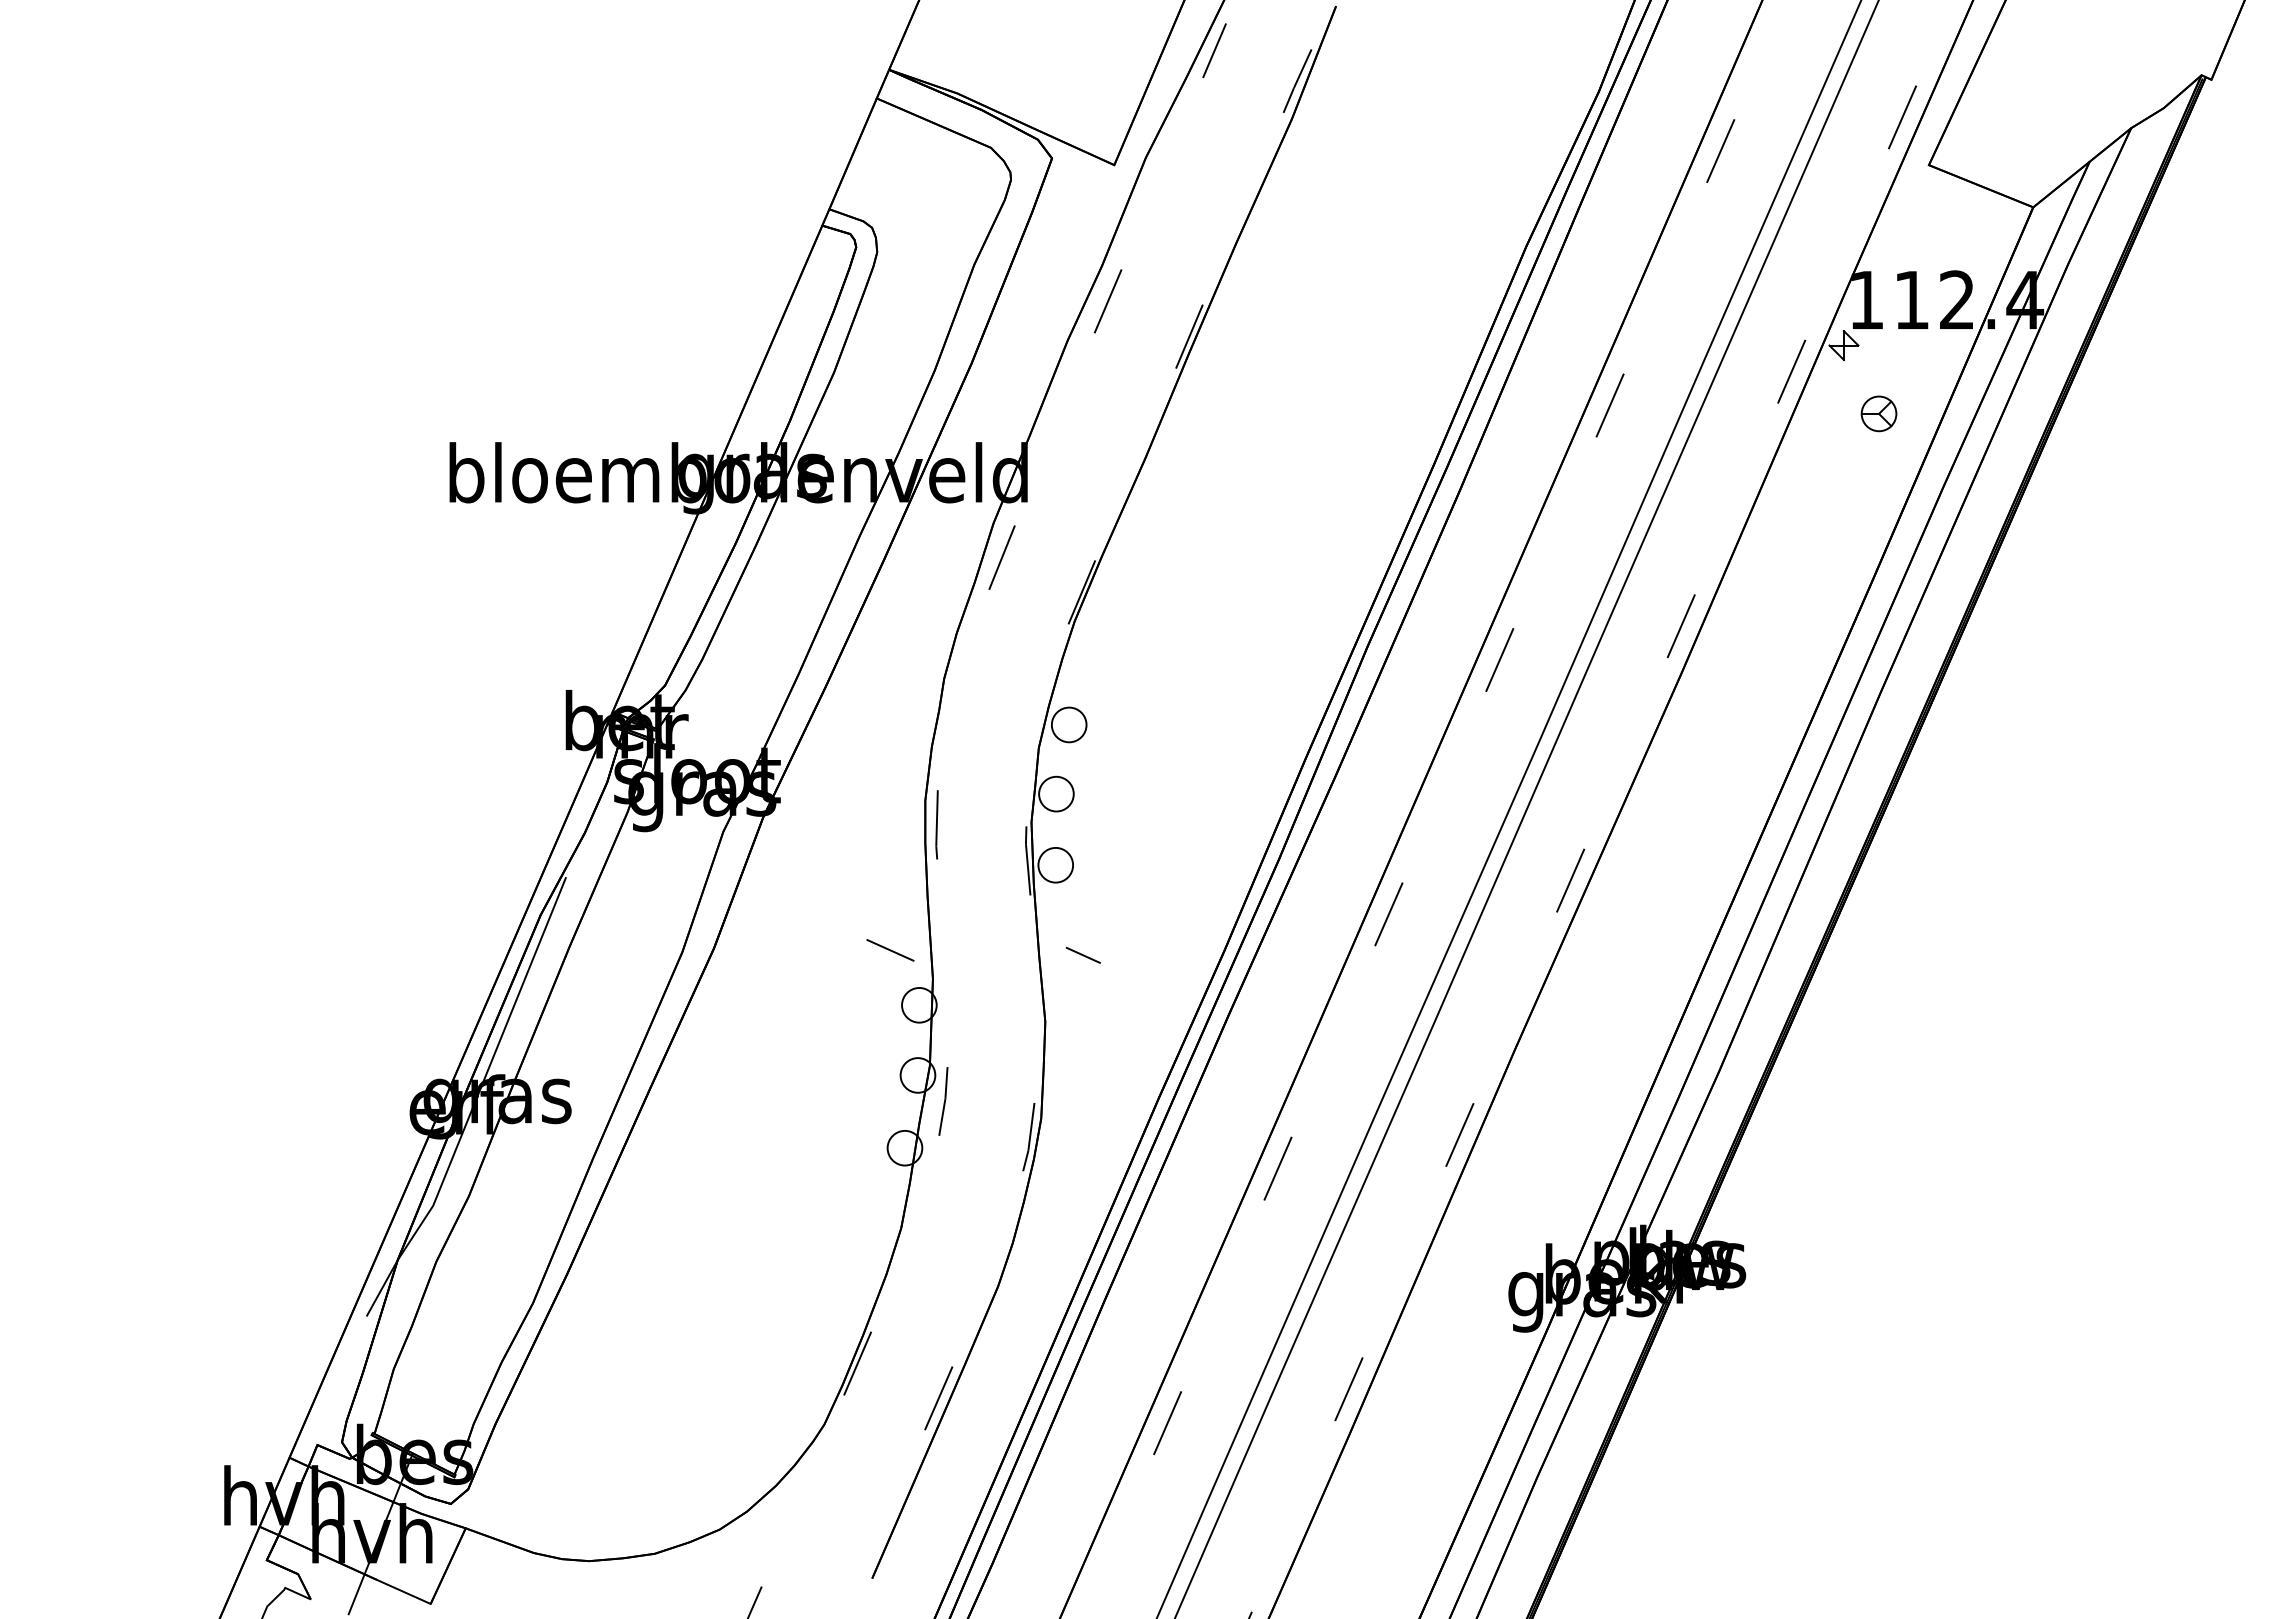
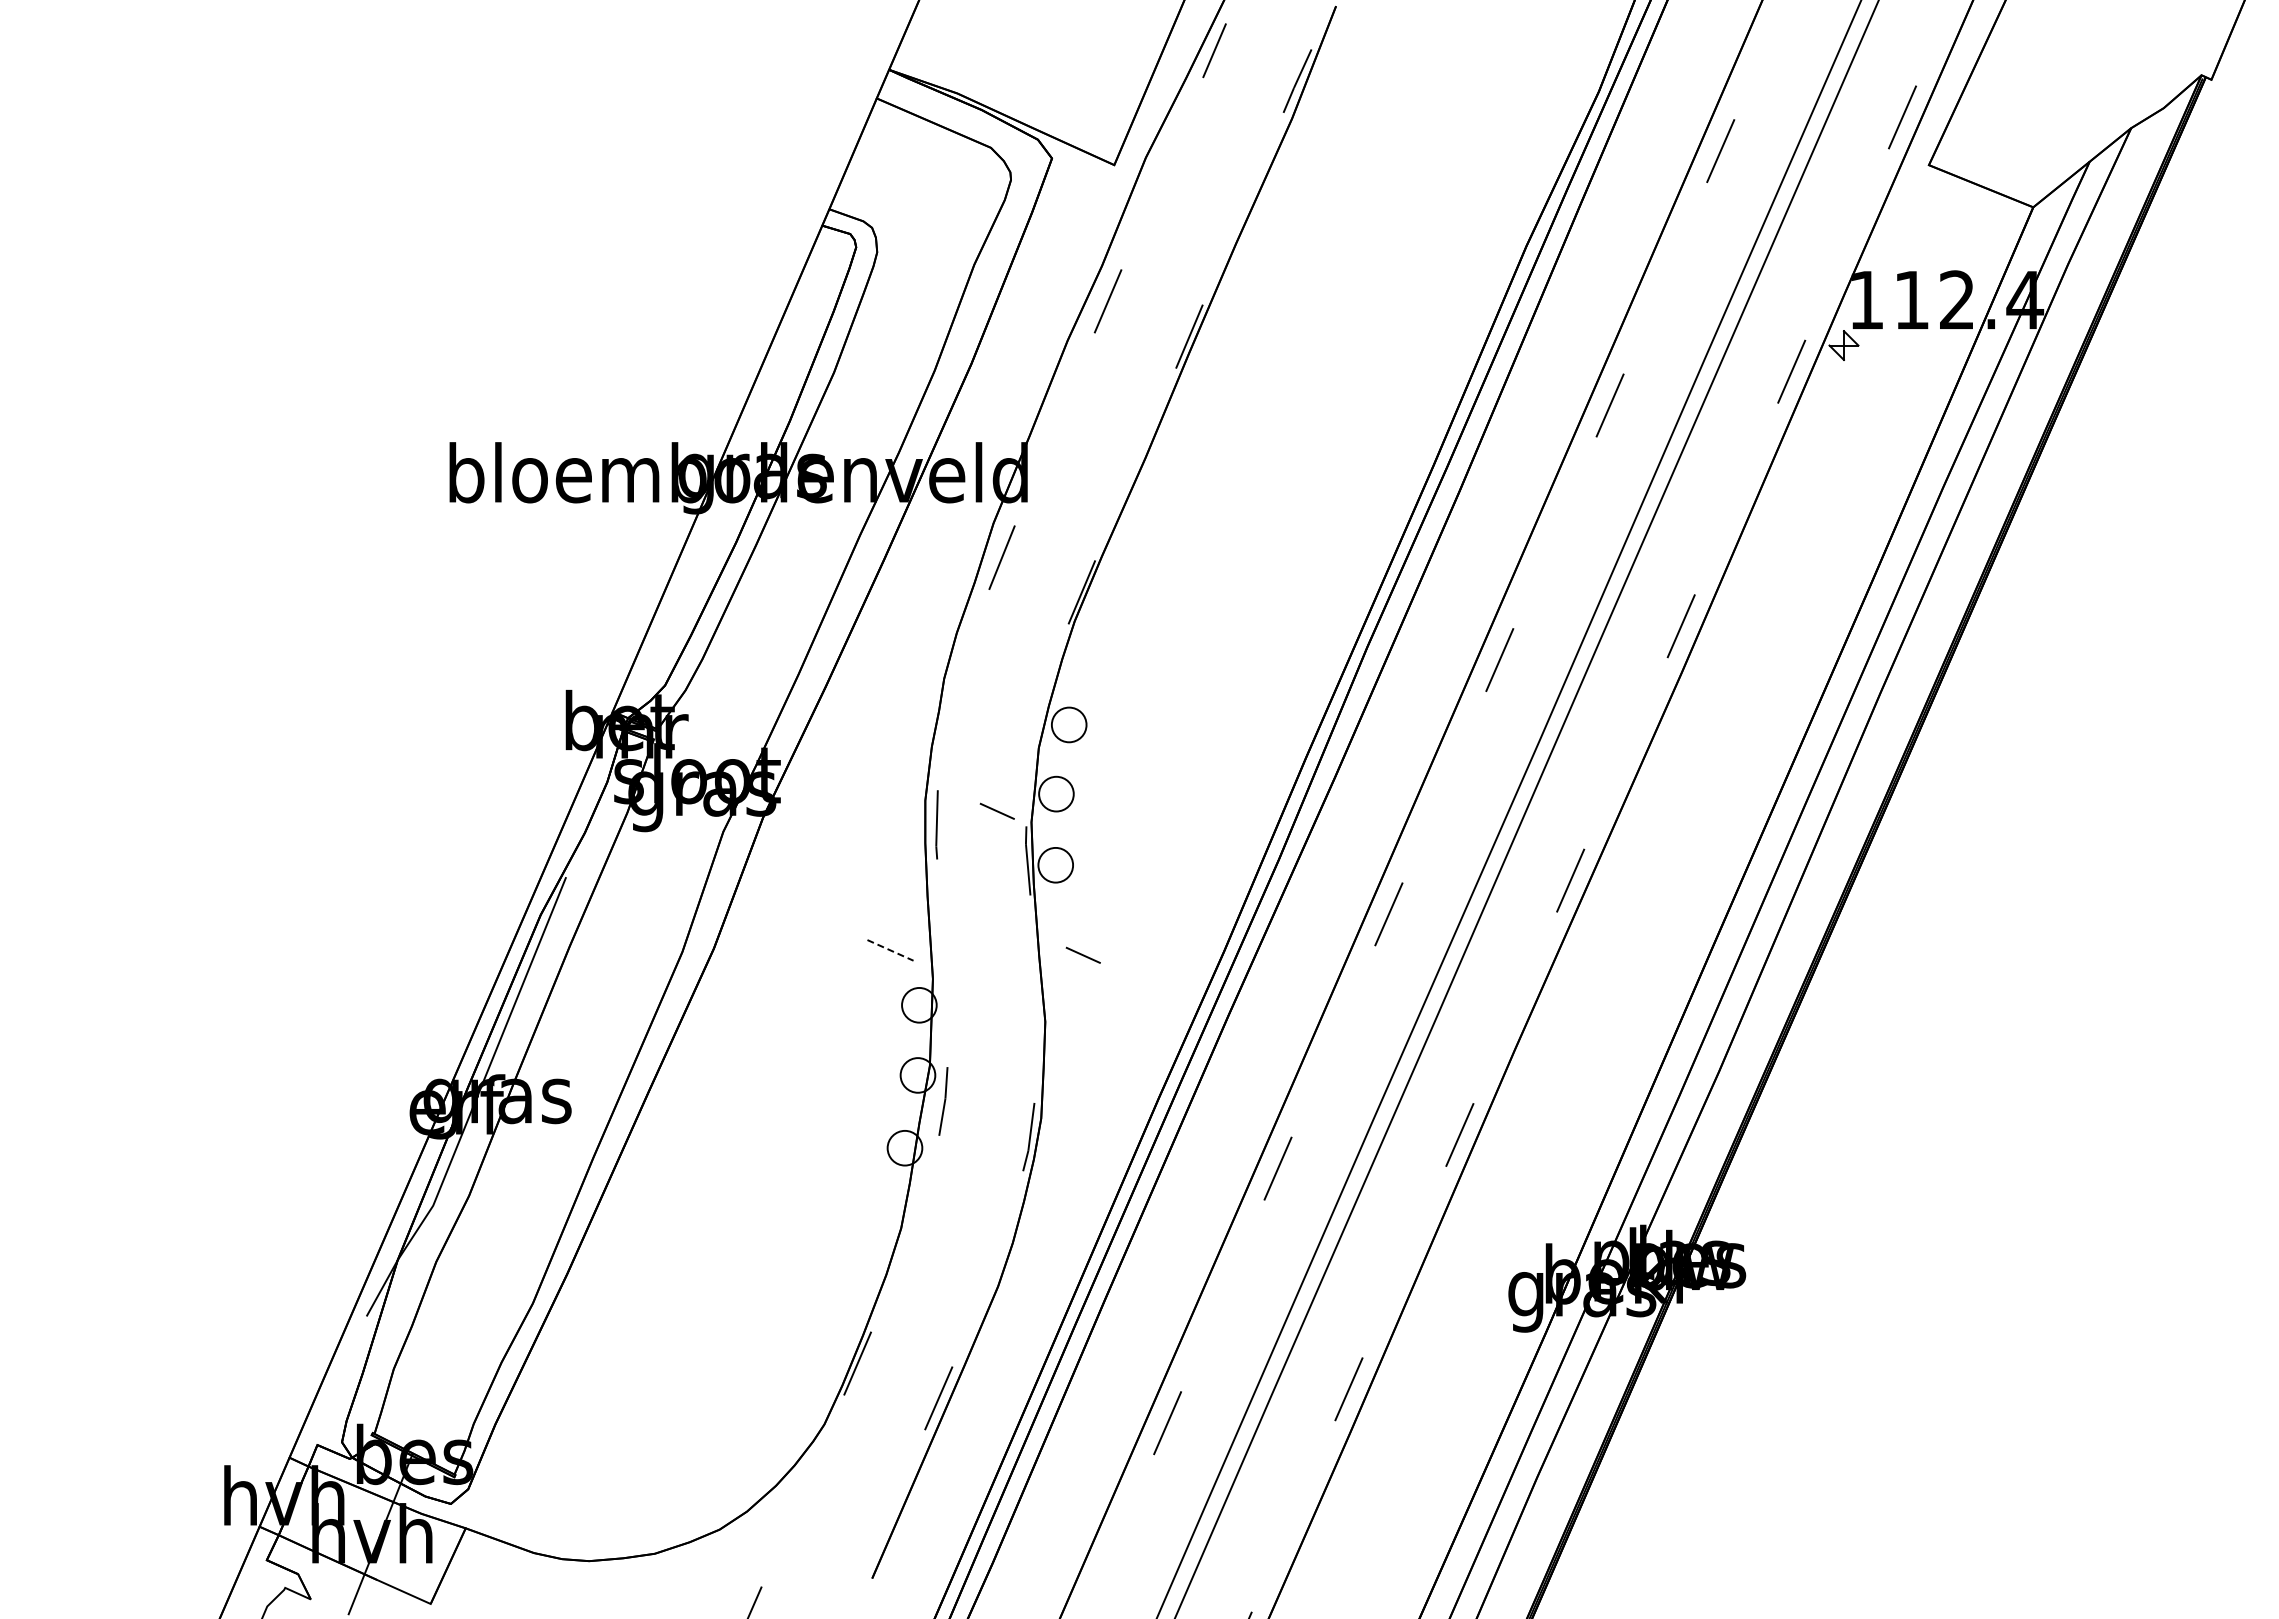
part: present -> none (1878, 413)
line: none -> present (996, 810)
line: solid -> dashed (890, 950)
